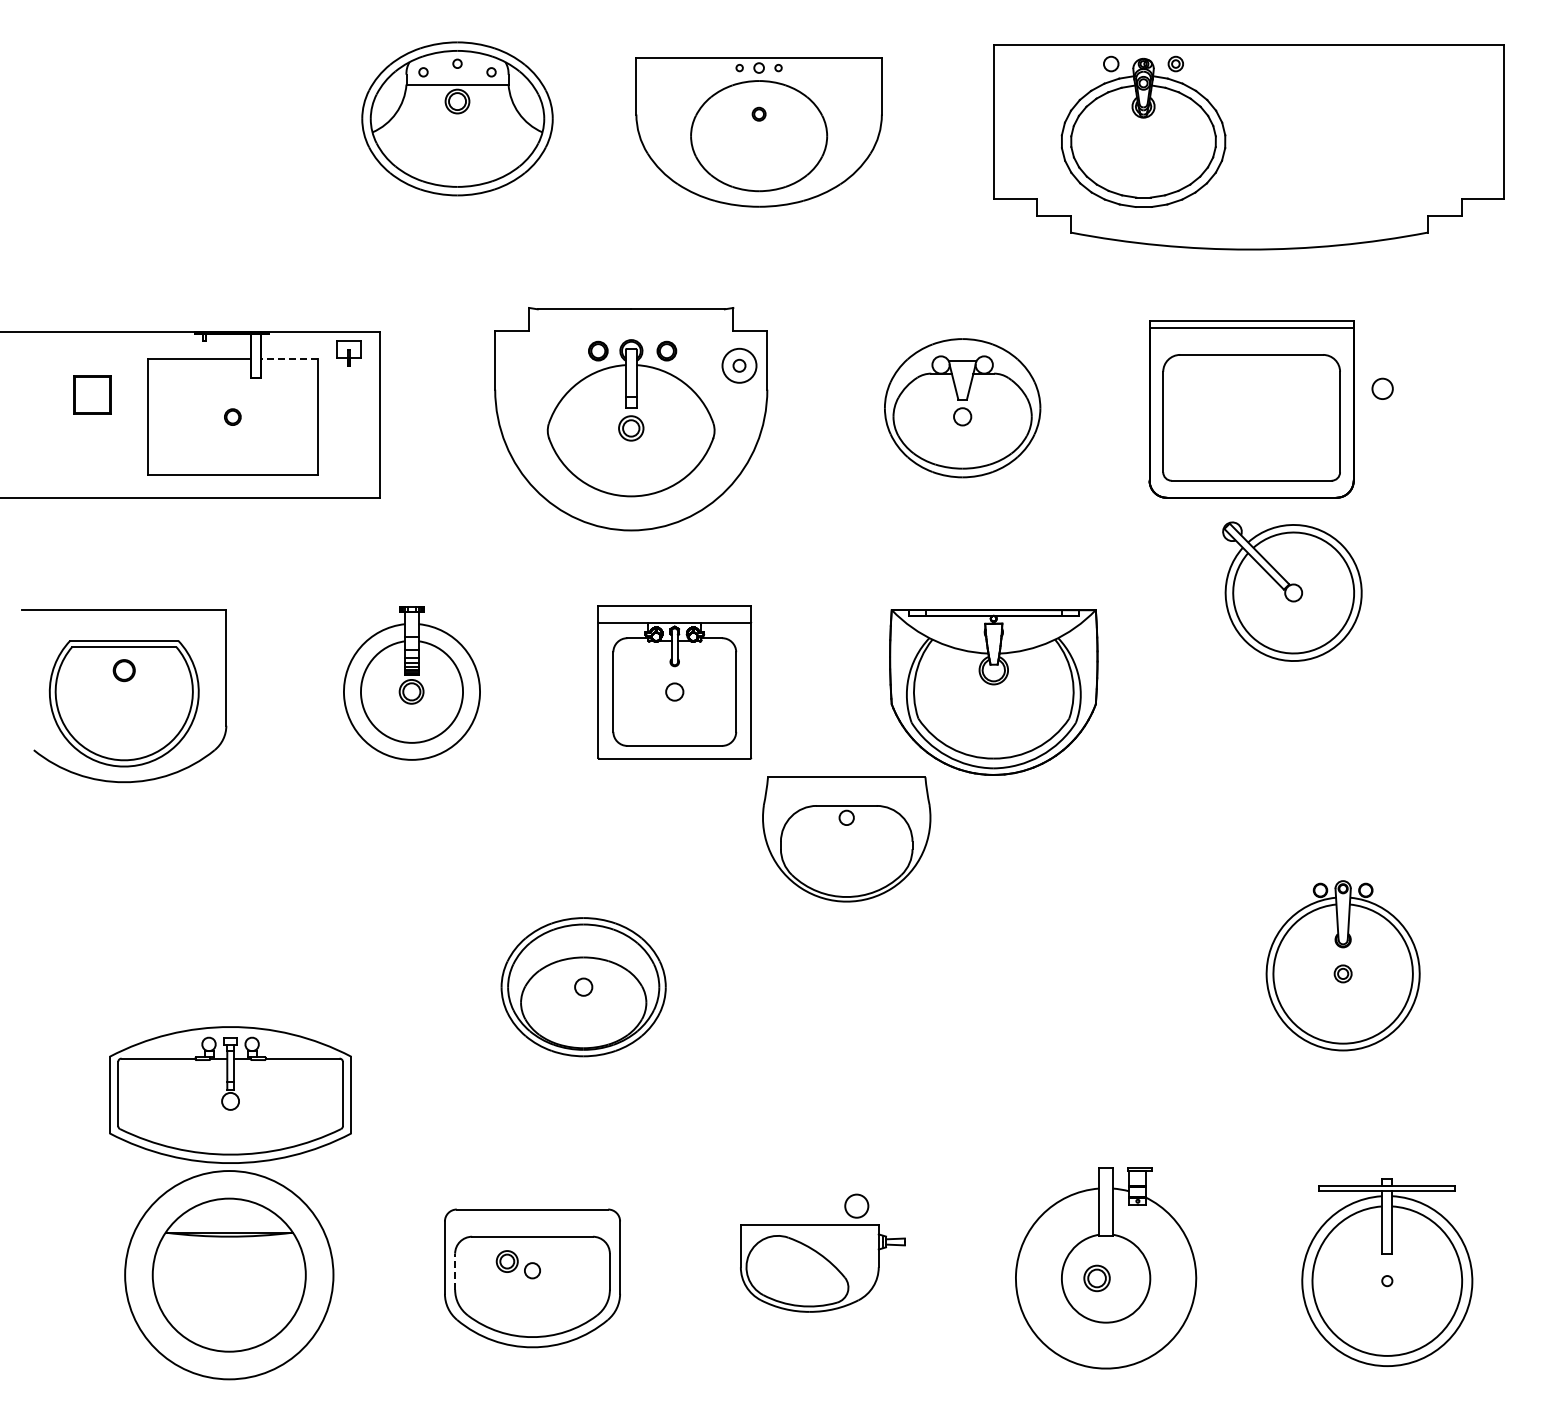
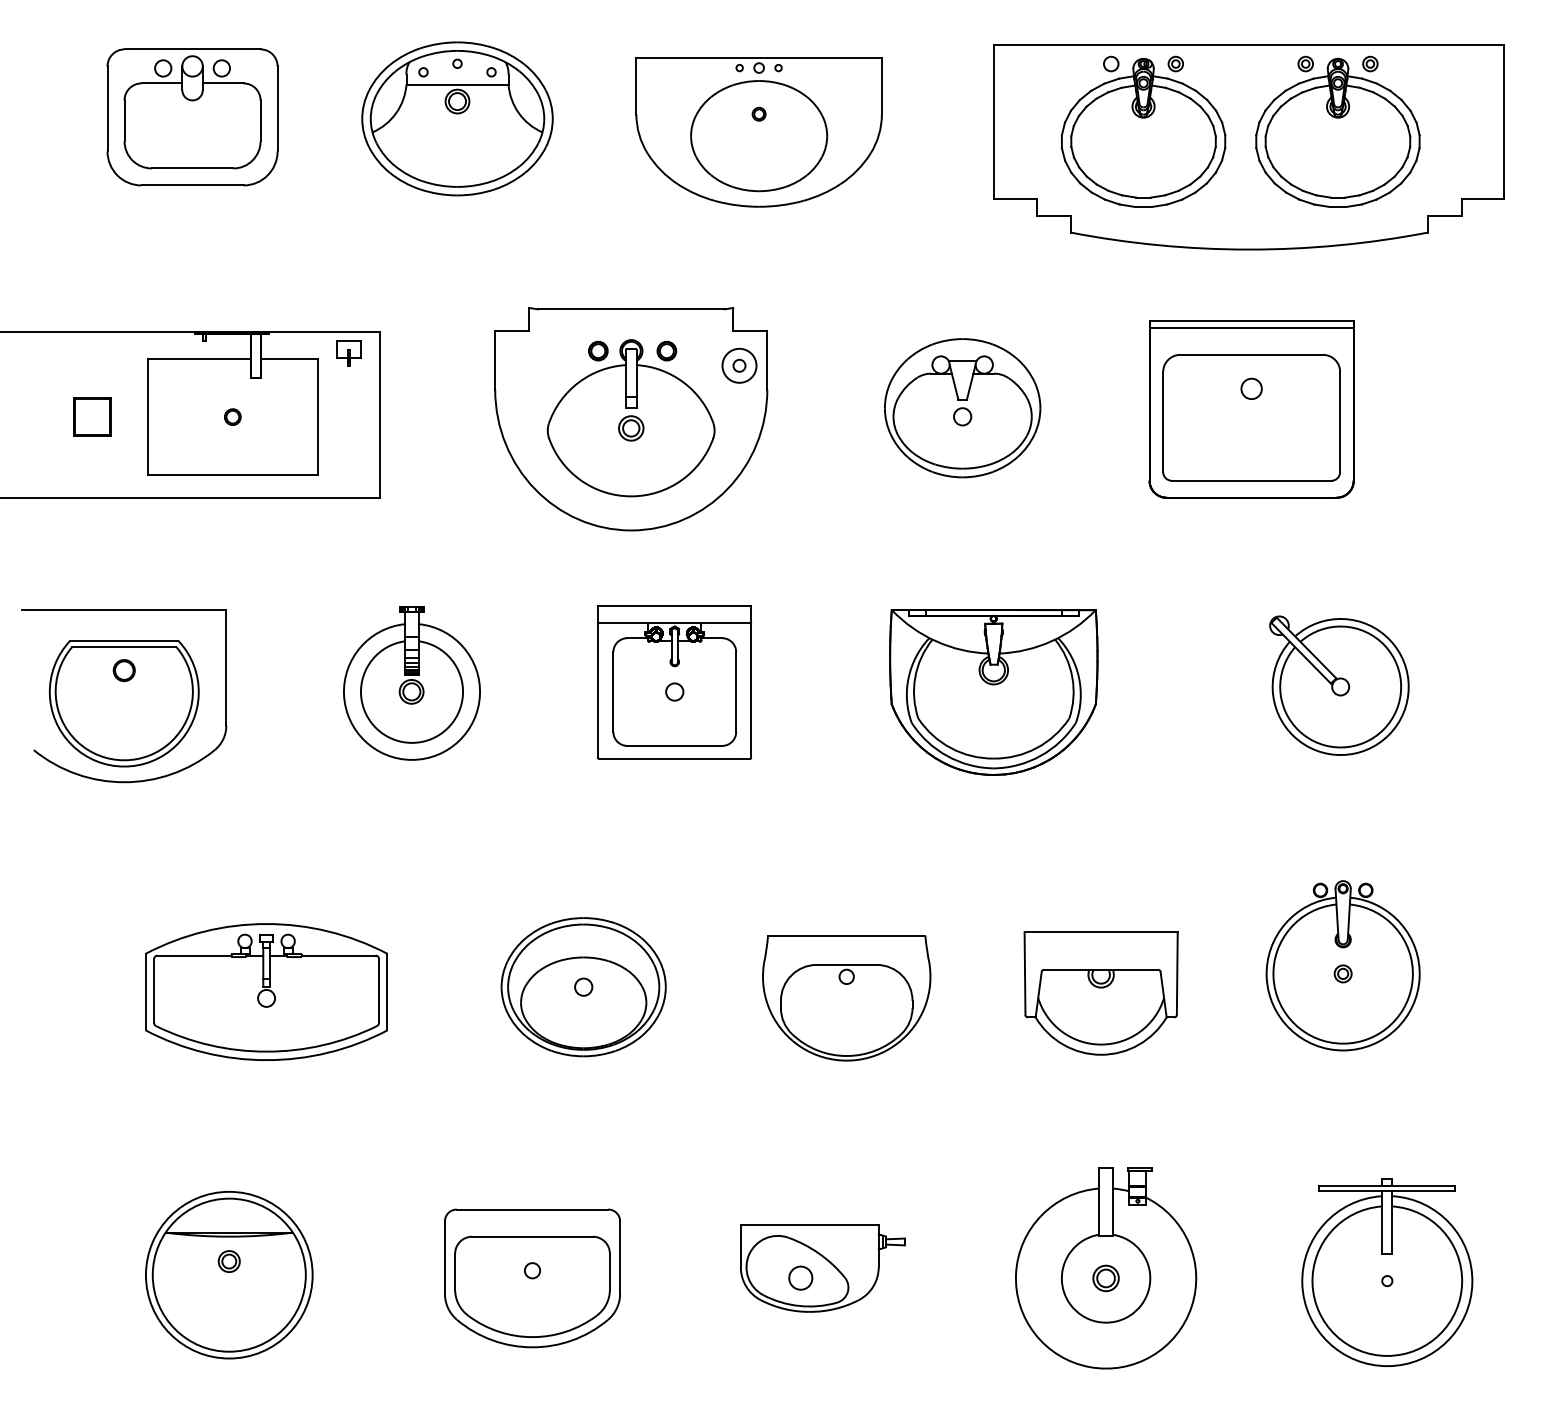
part: none -> present (192, 117)
part: none -> present (1337, 131)
line: dashed -> solid (288, 359)
circle position: (1382, 388) -> (1251, 388) (1251, 388)
part position: (92, 394) -> (92, 416) (92, 416)
part position: (1292, 591) -> (1339, 685) (1339, 685)
part position: (846, 839) -> (846, 998) (846, 998)
part: none -> present (1100, 993)
part position: (230, 1094) -> (266, 991) (266, 991)
circle position: (856, 1205) -> (800, 1277) (800, 1277)
part position: (506, 1261) -> (228, 1261) (228, 1261)
line: dashed -> solid (455, 1271)
circle diameter: 208 px -> 167 px (228, 1274)
part position: (1096, 1278) -> (1105, 1278) (1105, 1278)
